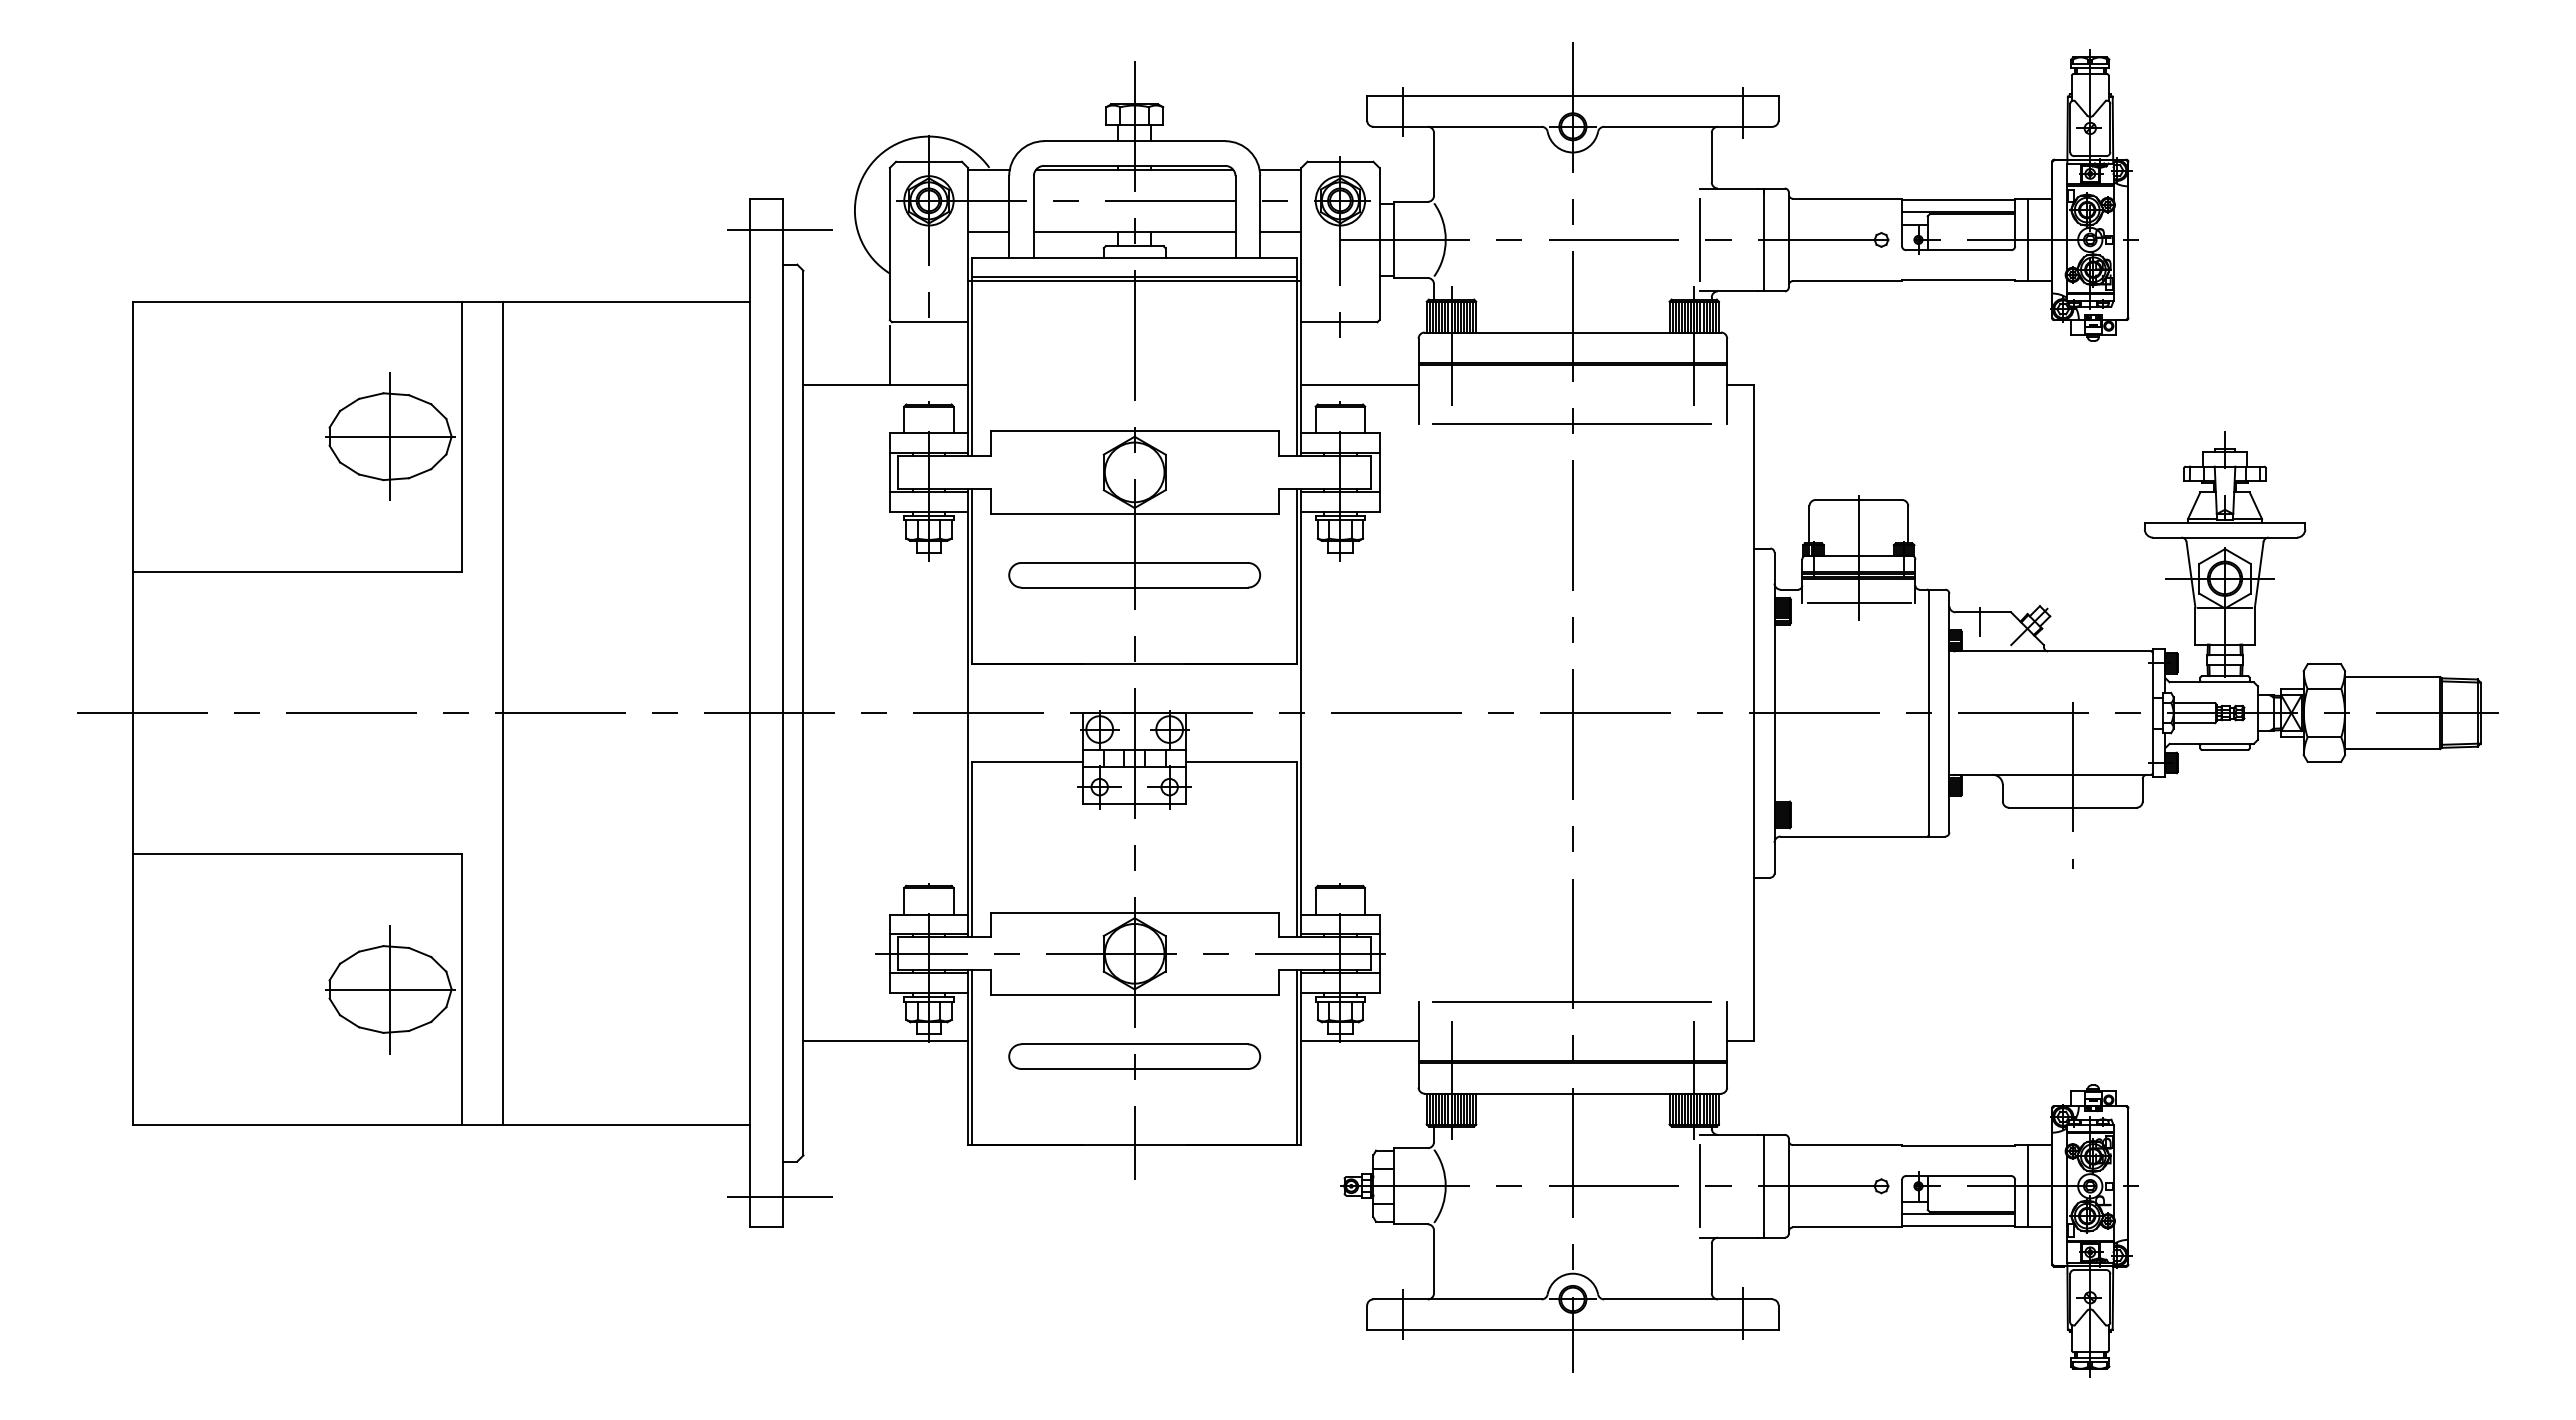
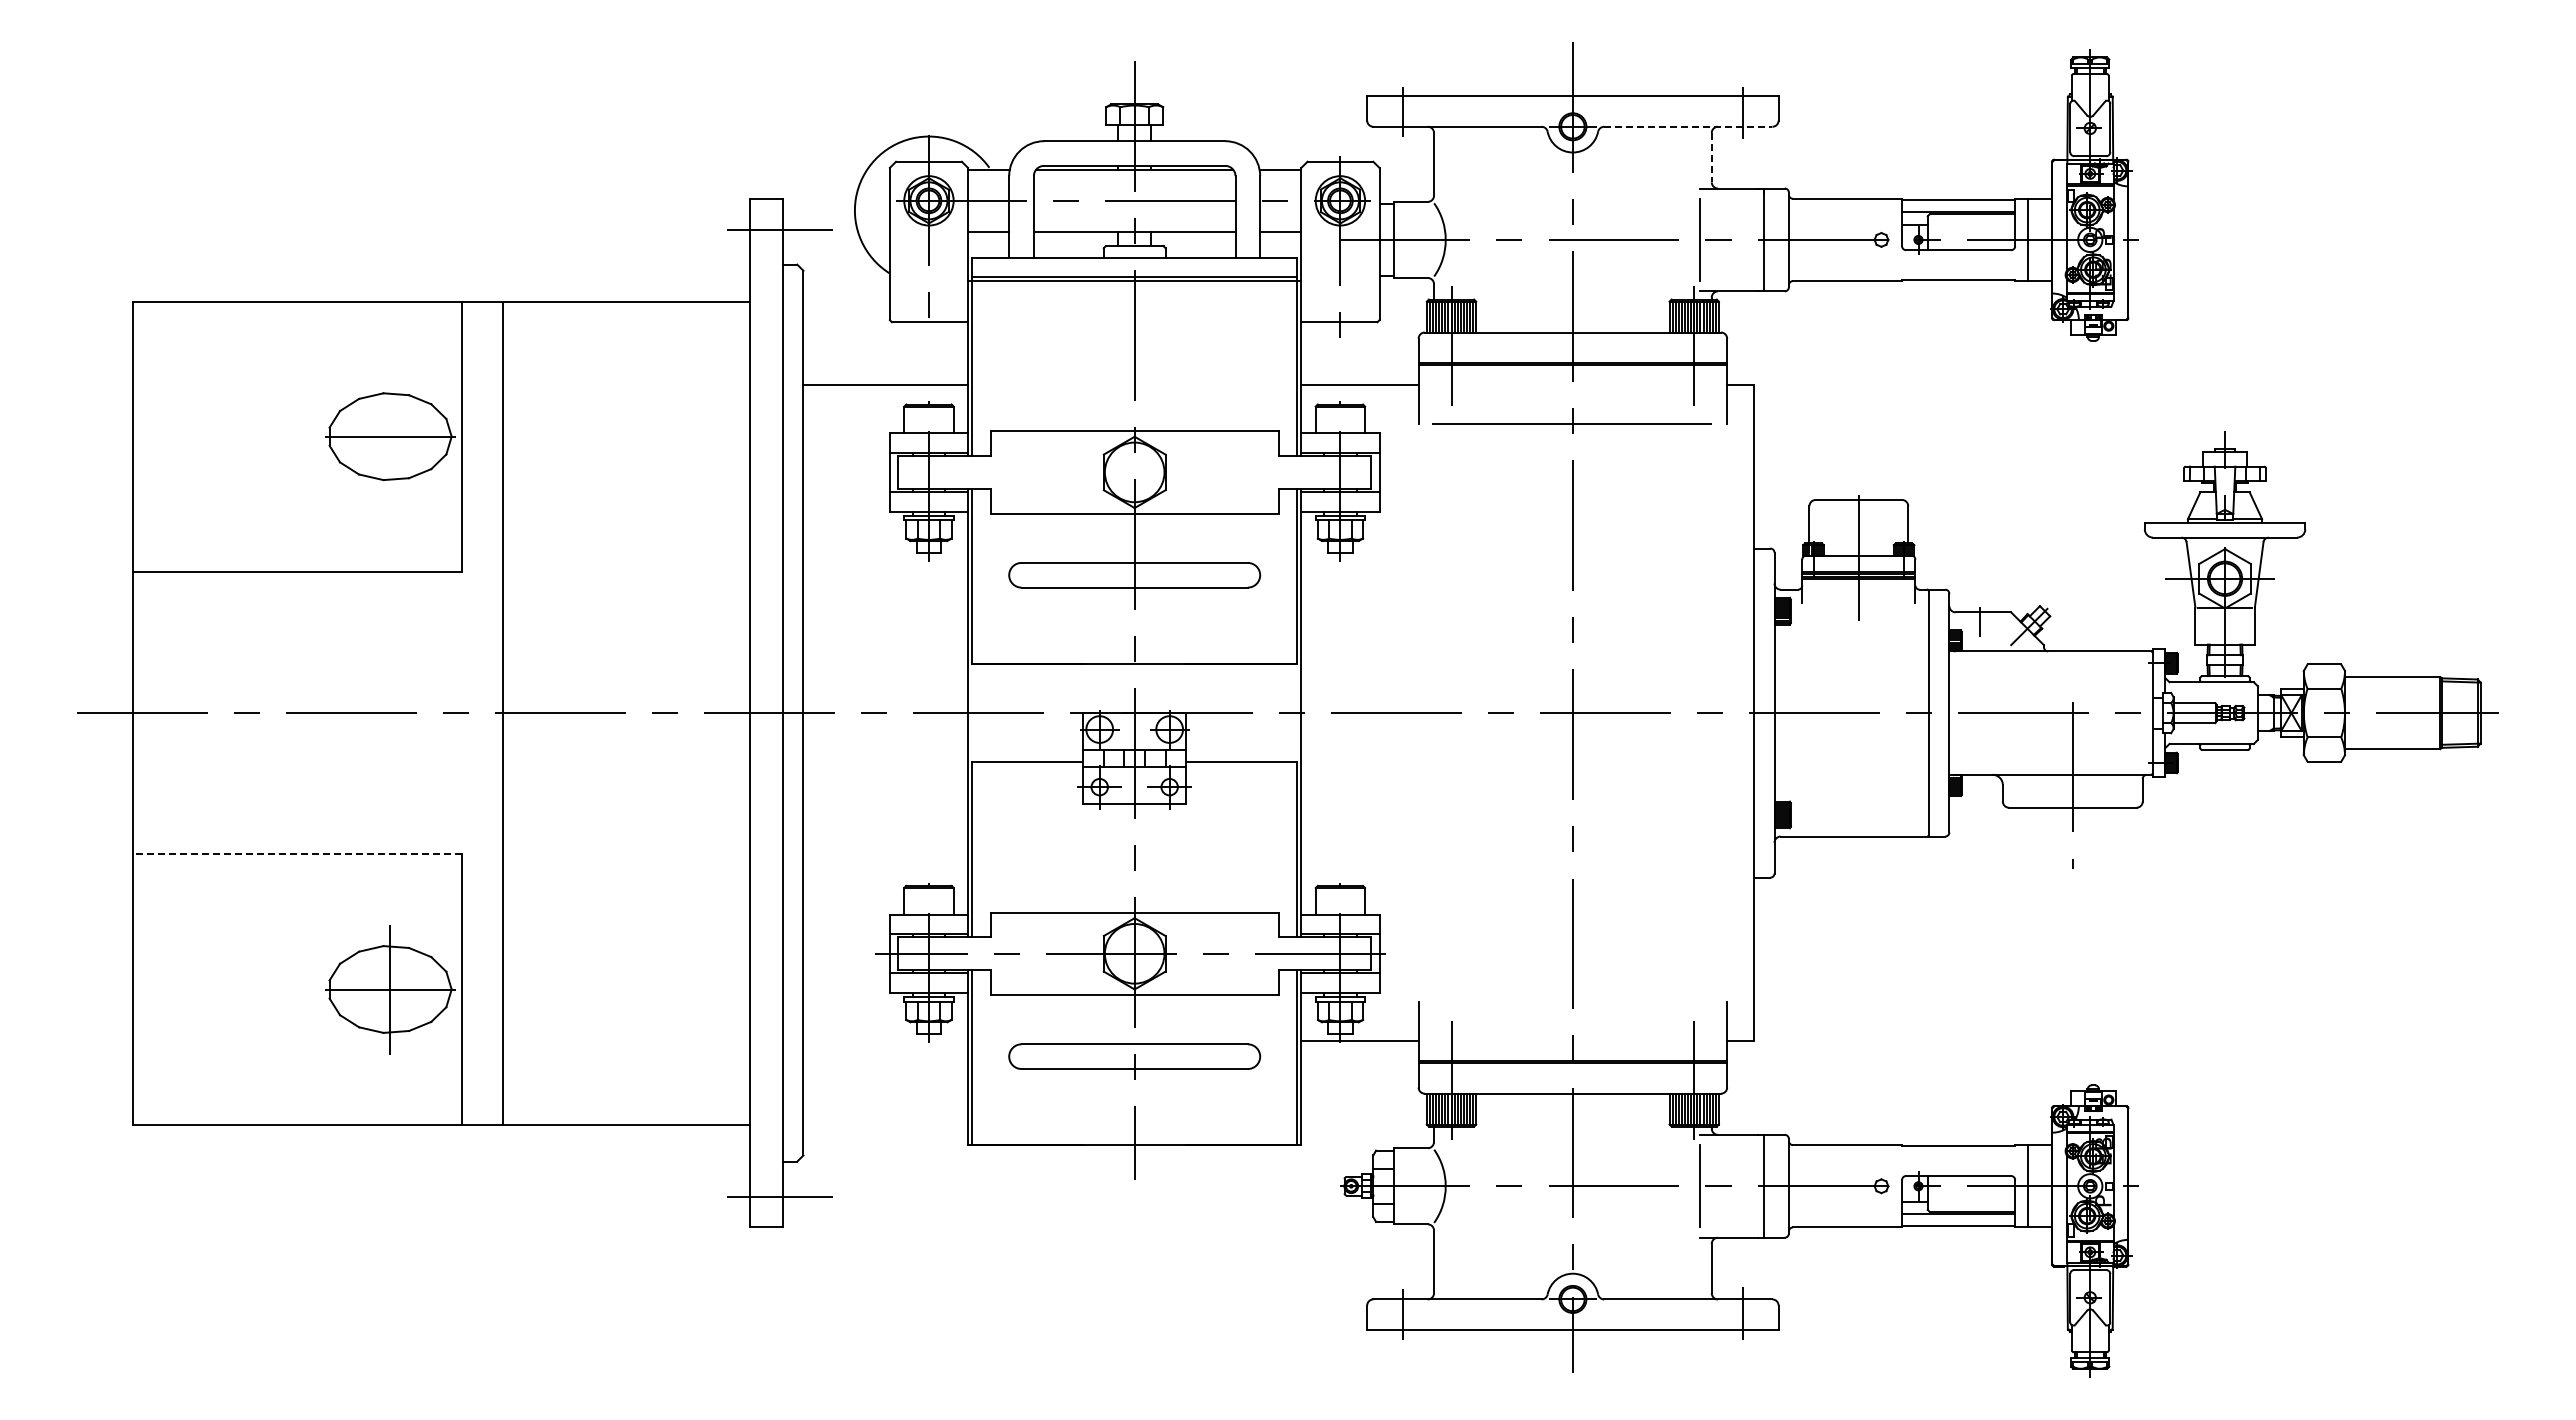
line: solid -> dashed (1688, 126)
line: solid -> dashed (1711, 157)
line: present -> none (889, 355)
line: present -> none (389, 436)
line: present -> none (1858, 603)
line: solid -> dashed (297, 854)
line: present -> none (1571, 1002)
line: present -> none (885, 1040)
